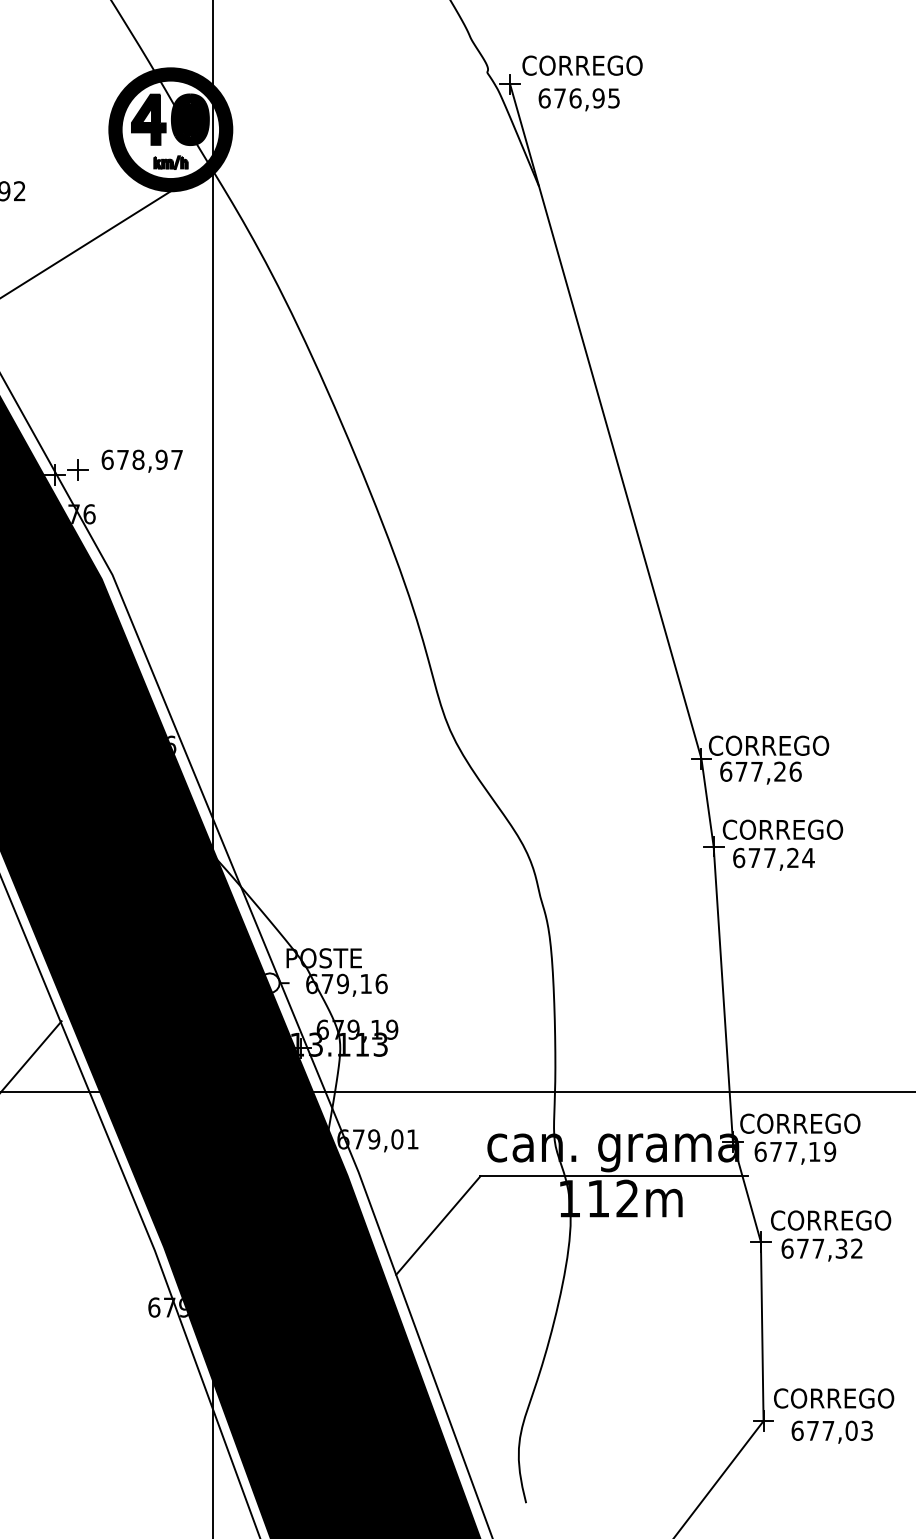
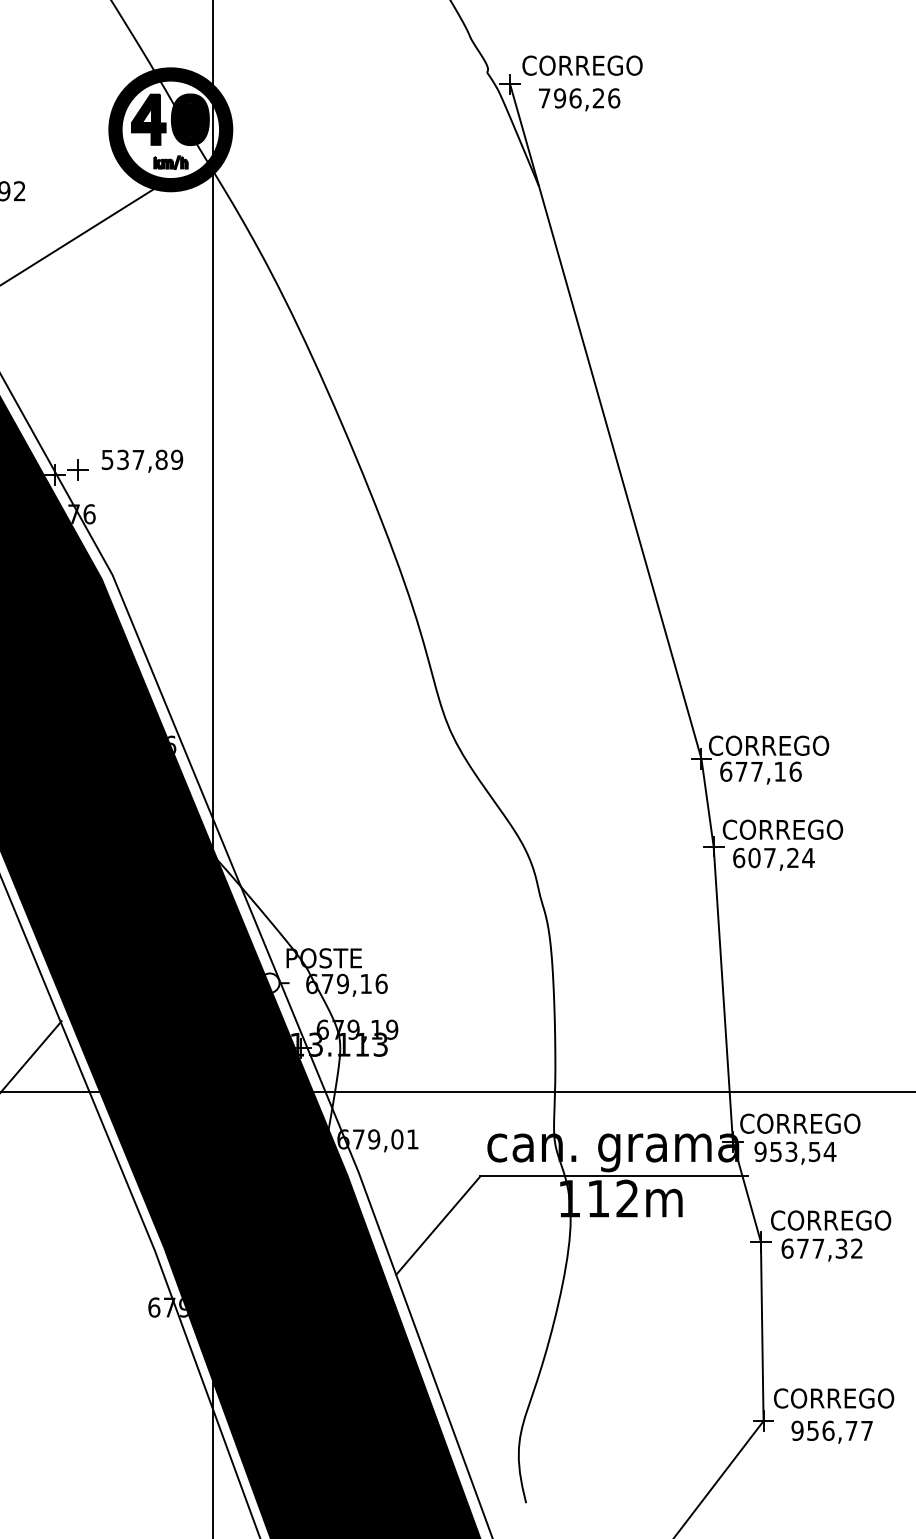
text: 676,95 -> 796,26 (579, 98)
line position: (86, 244) -> (83, 233) (83, 233)
text: 678,97 -> 537,89 (142, 459)
text: 677,26 -> 677,16 (779, 771)
text: 677,24 -> 607,24 (754, 857)
text: 677,19 -> 953,54 (795, 1151)
text: 677,03 -> 956,77 (831, 1430)
